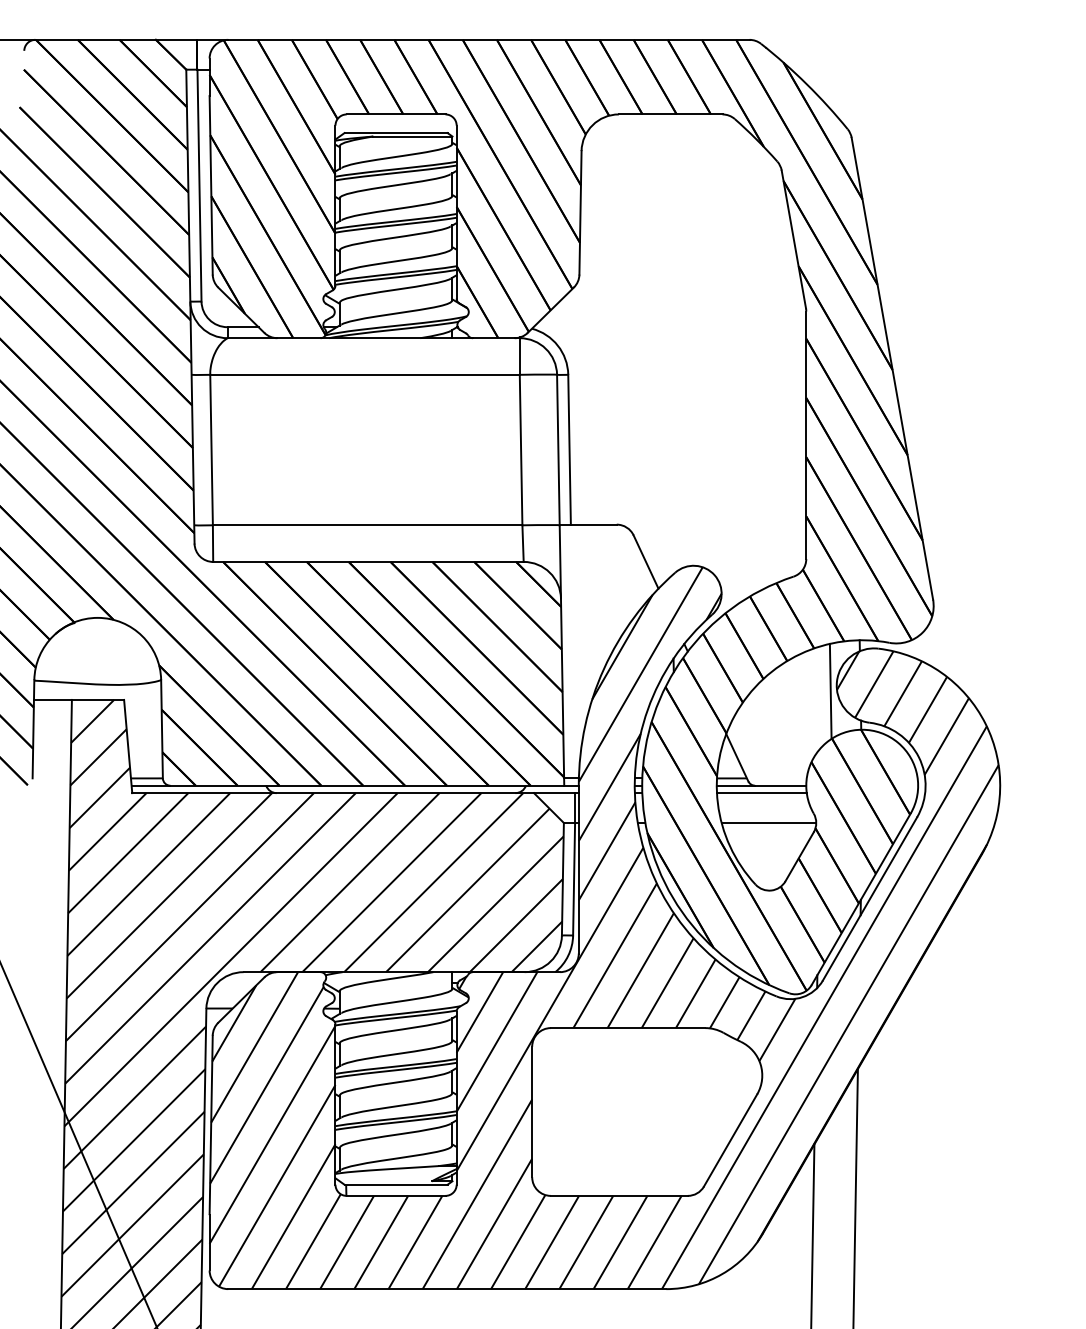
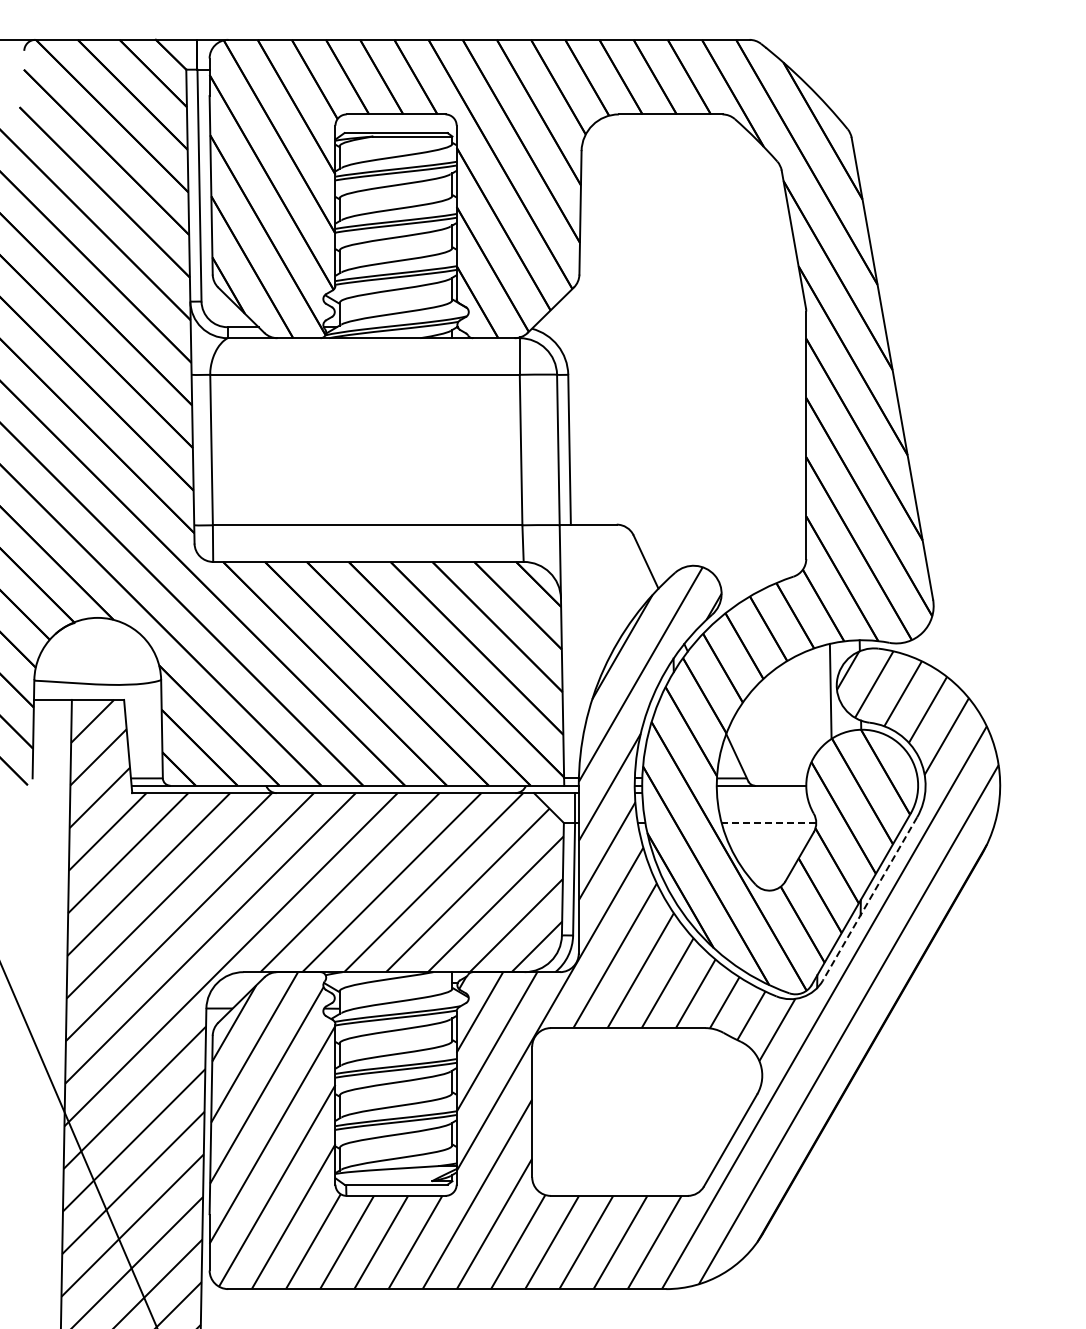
line: present -> none (761, 793)
line: solid -> dashed (768, 822)
line: solid -> dashed (869, 899)
line: present -> none (855, 1197)
line: present -> none (812, 1234)
